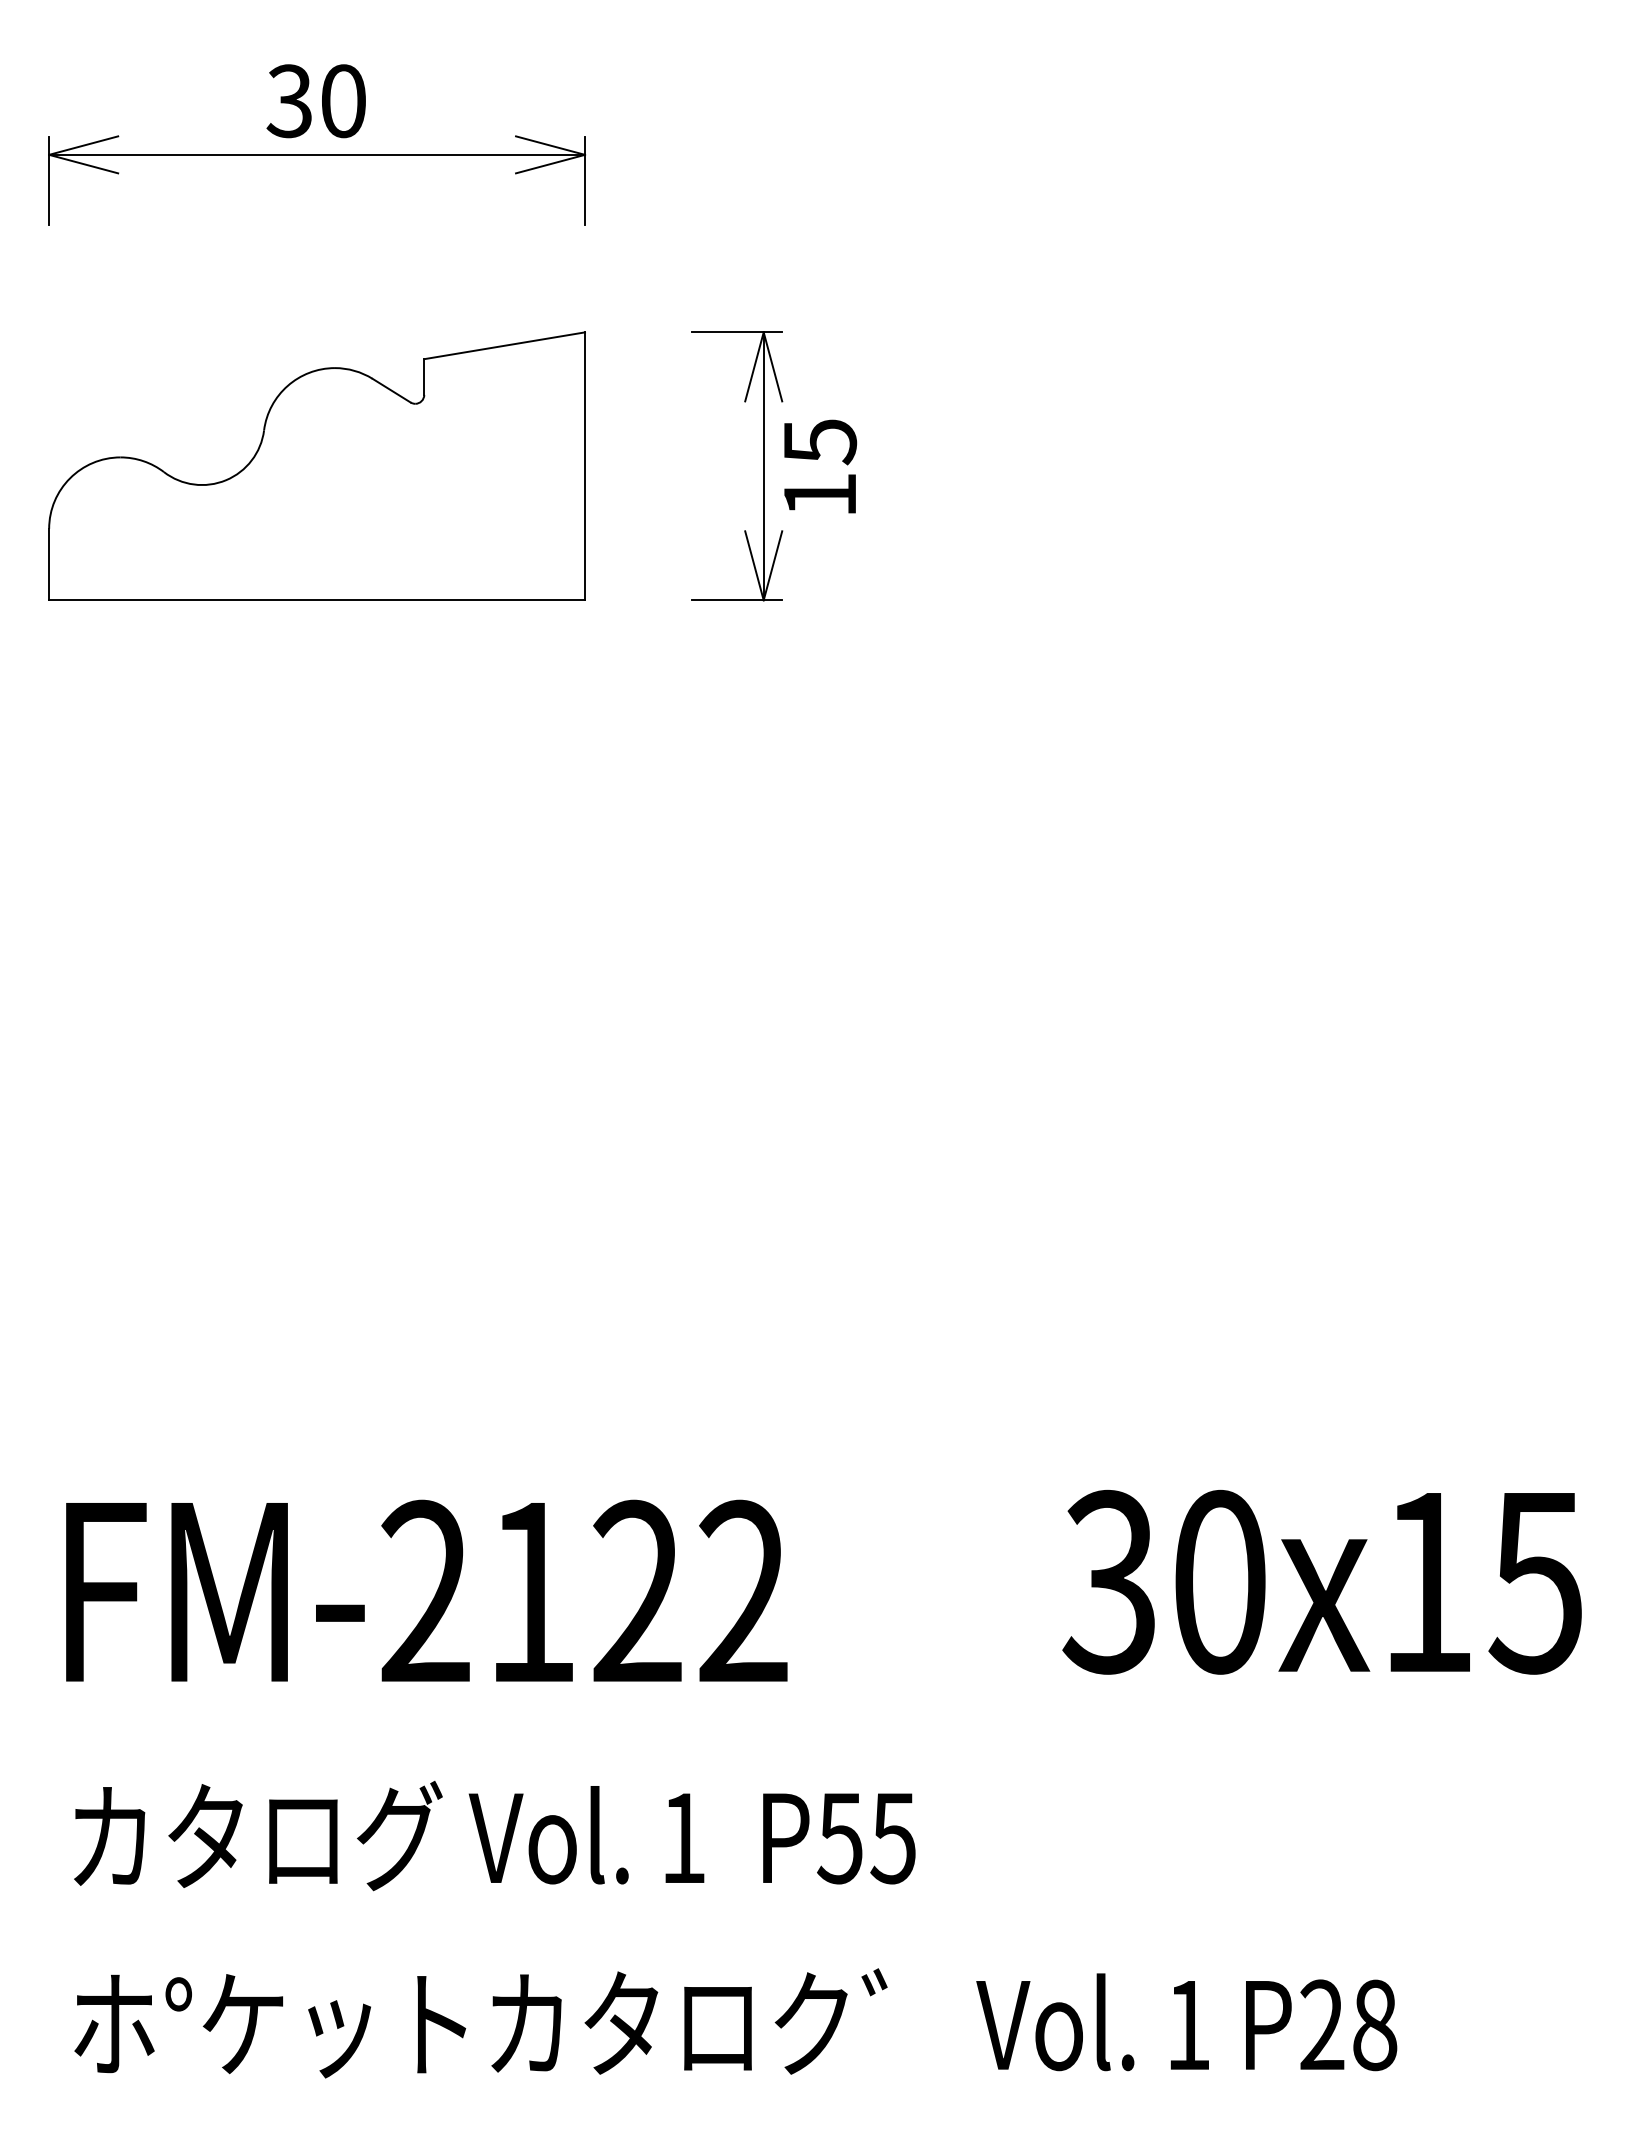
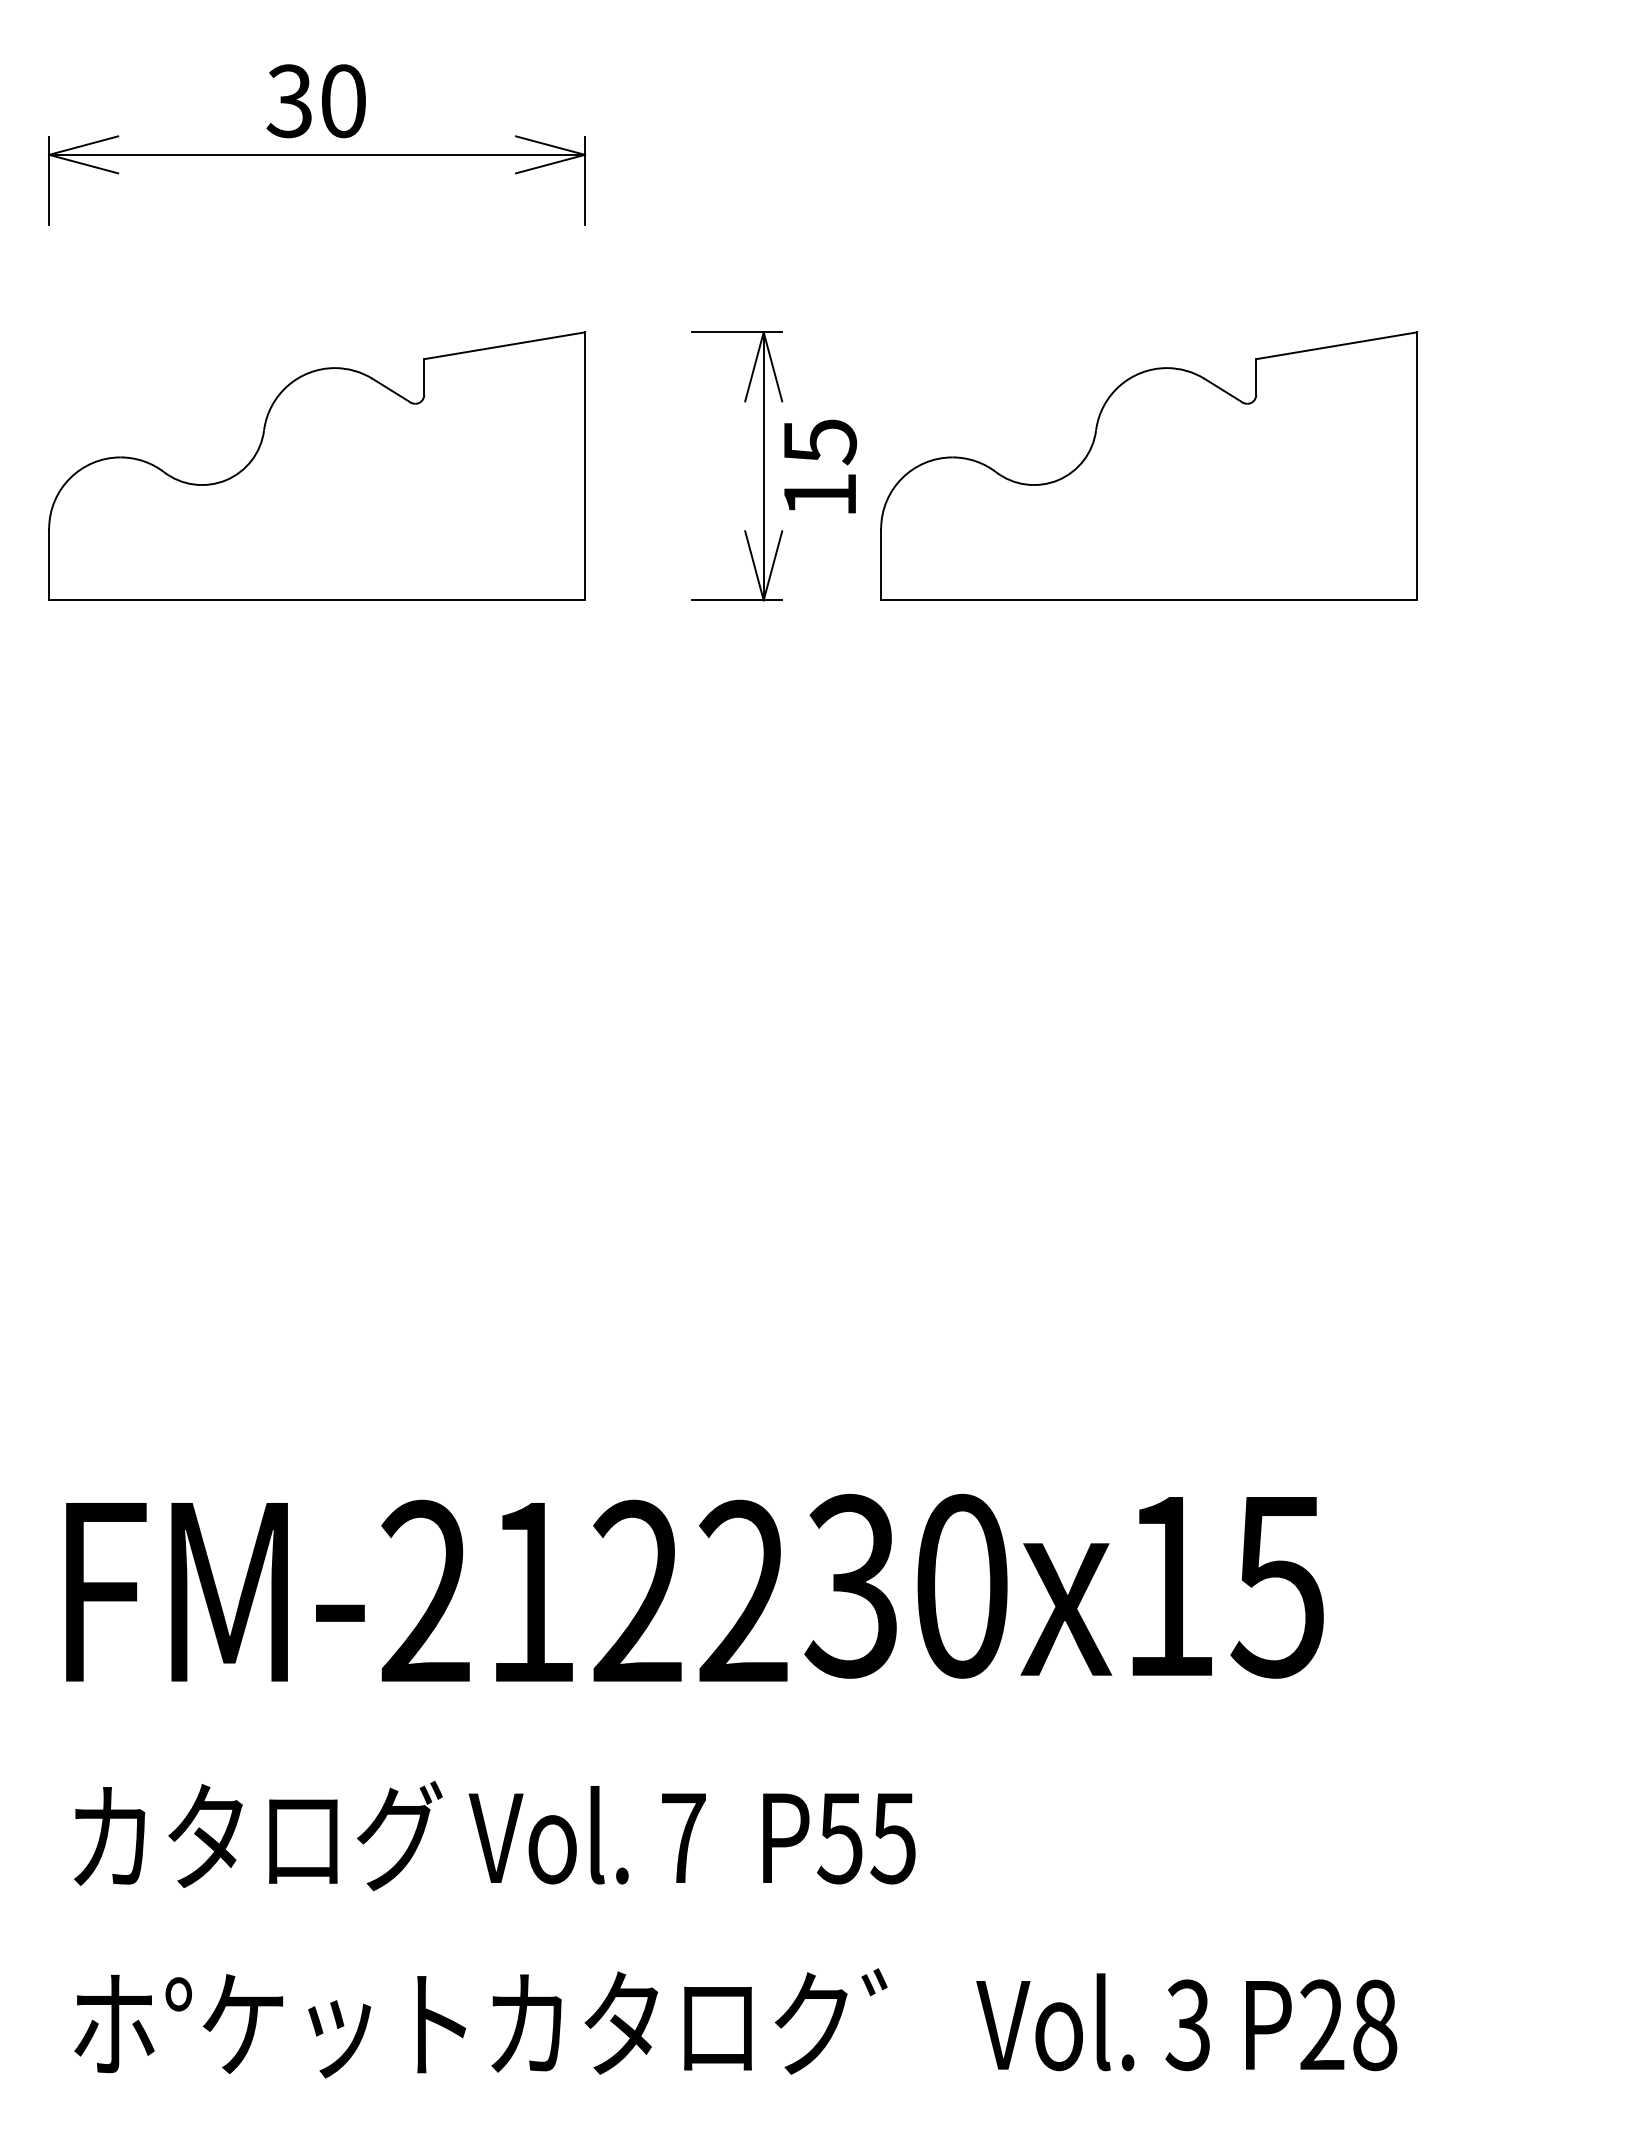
part: none -> present (1148, 465)
text position: (1321, 1582) -> (1063, 1586) (1063, 1586)
text: 1 -> 7 (683, 1837)
text: 1 -> 3 (1187, 2025)
